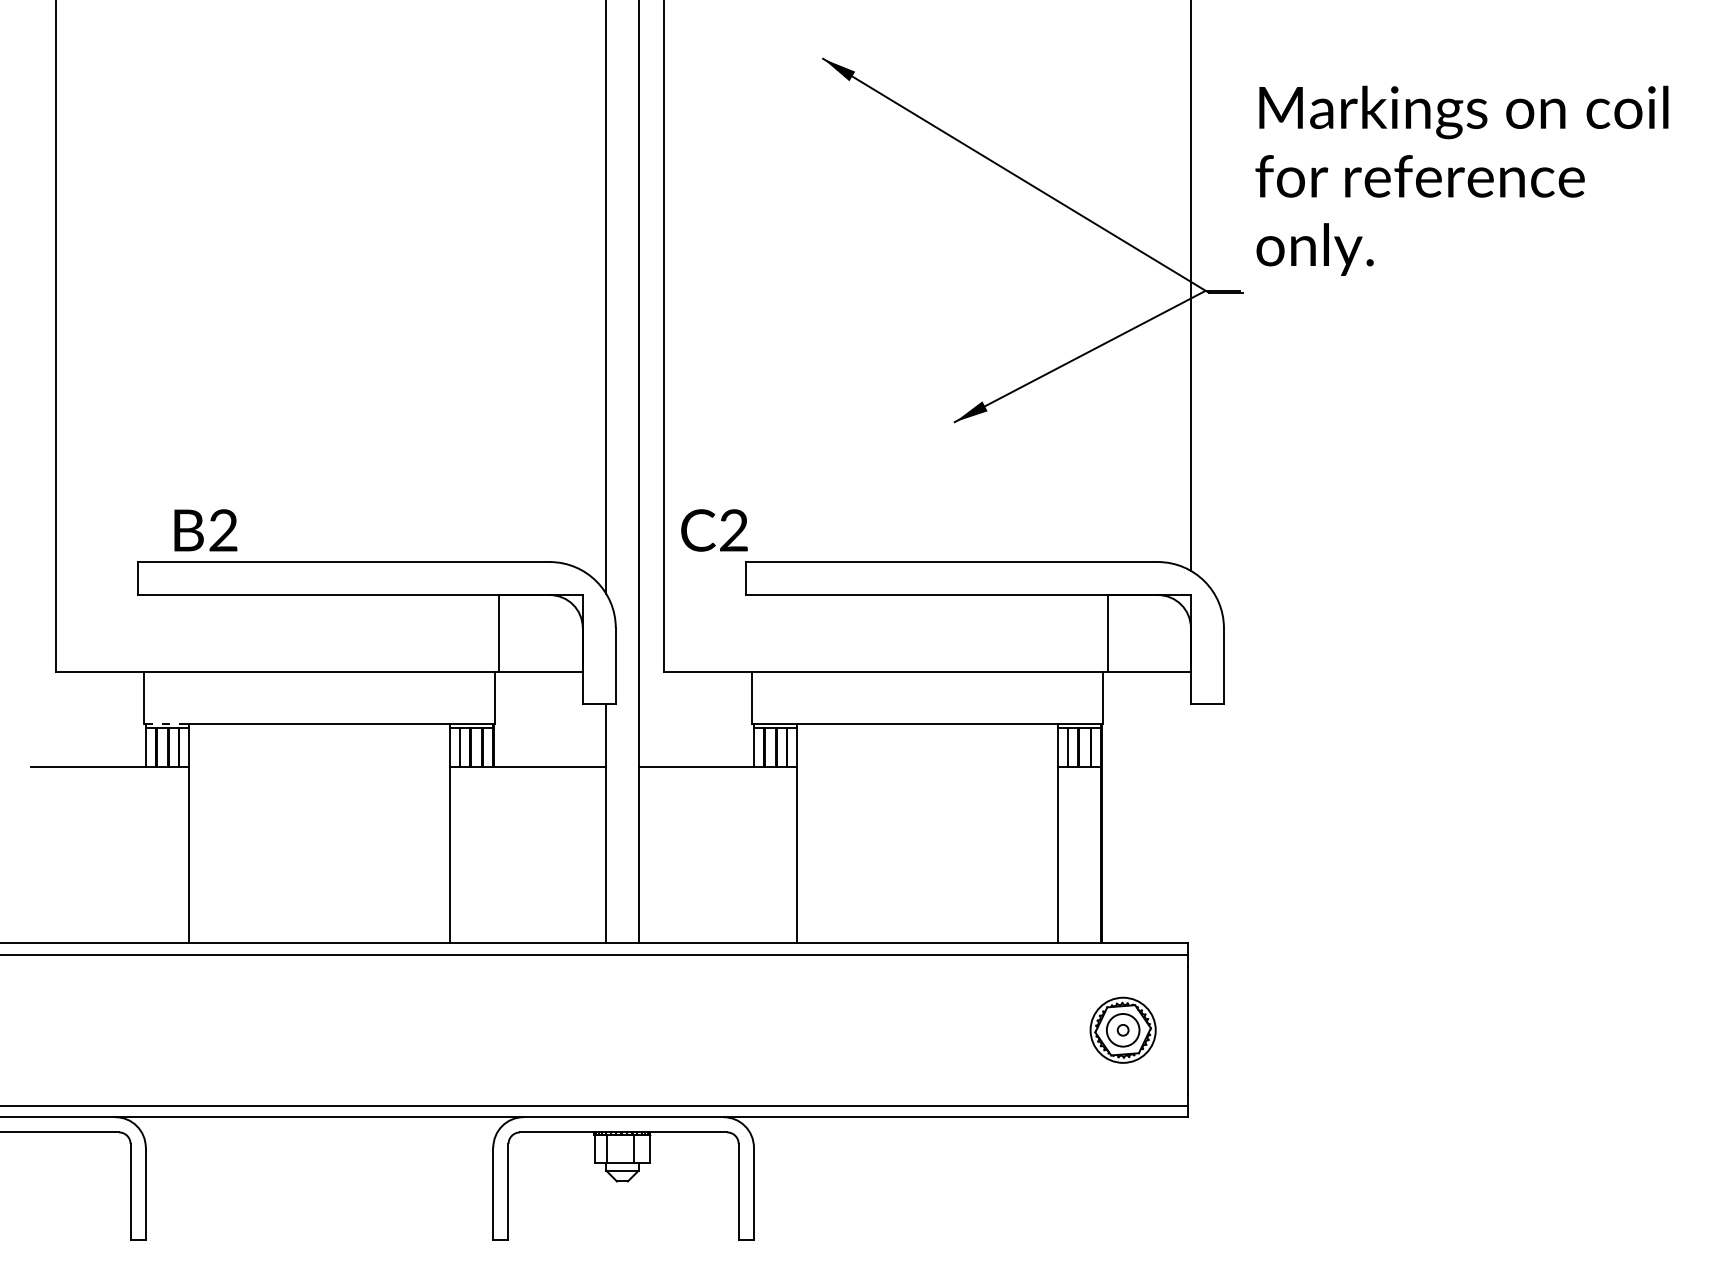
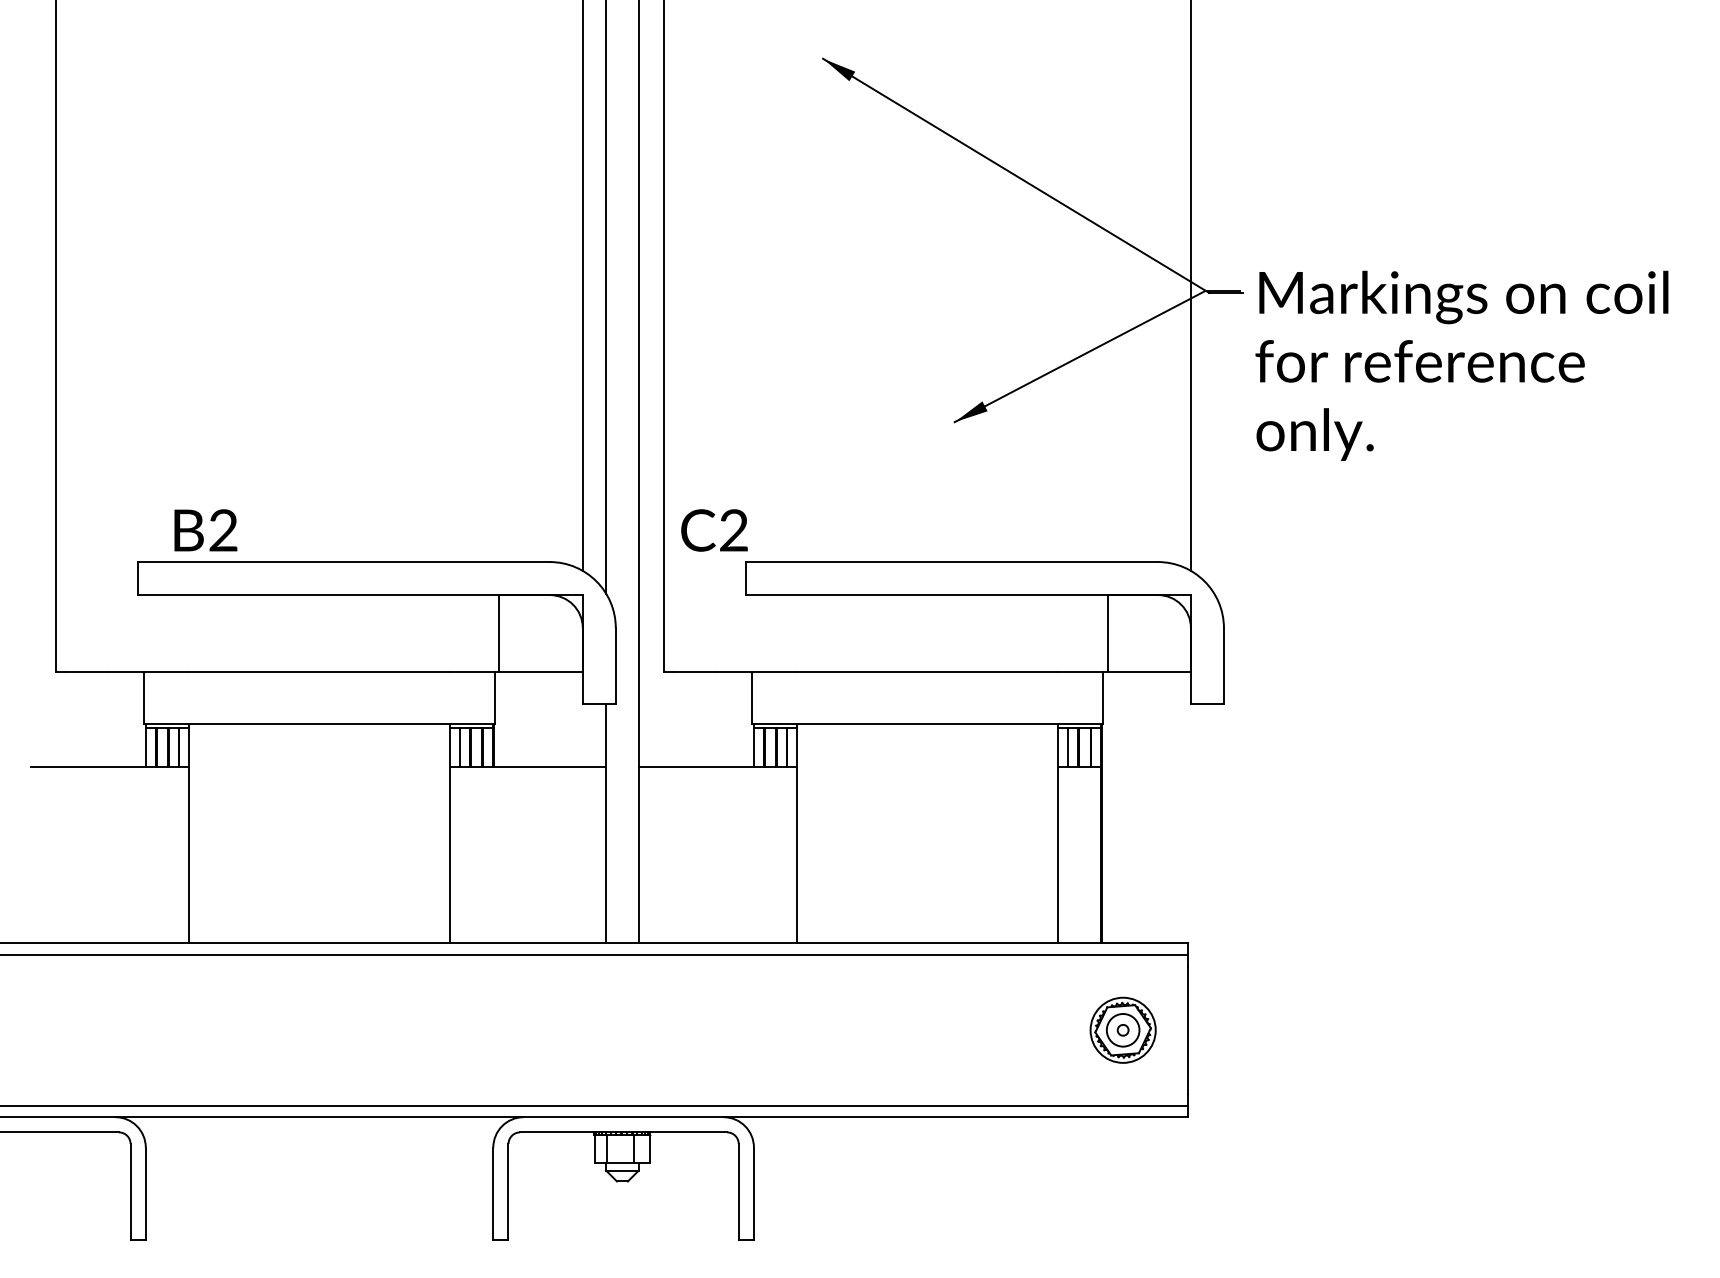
text position: (1461, 180) -> (1461, 365) (1461, 365)
line: none -> present (582, 286)
line: dashed -> solid (165, 723)
